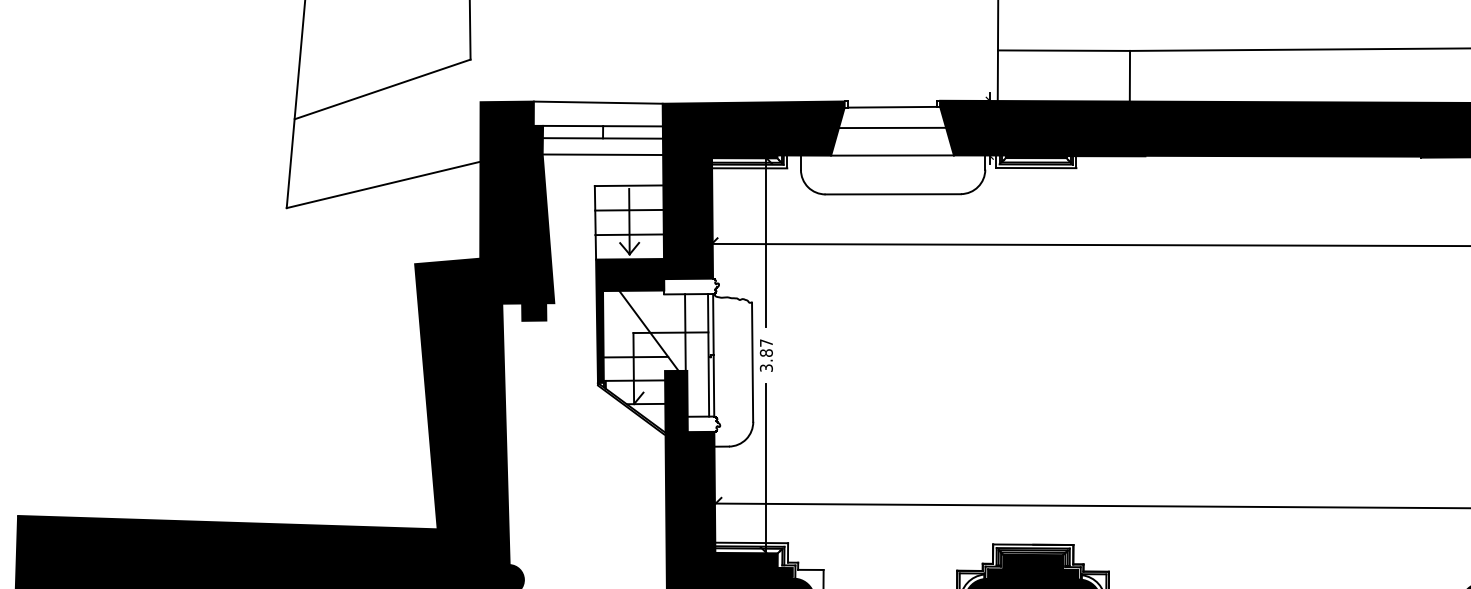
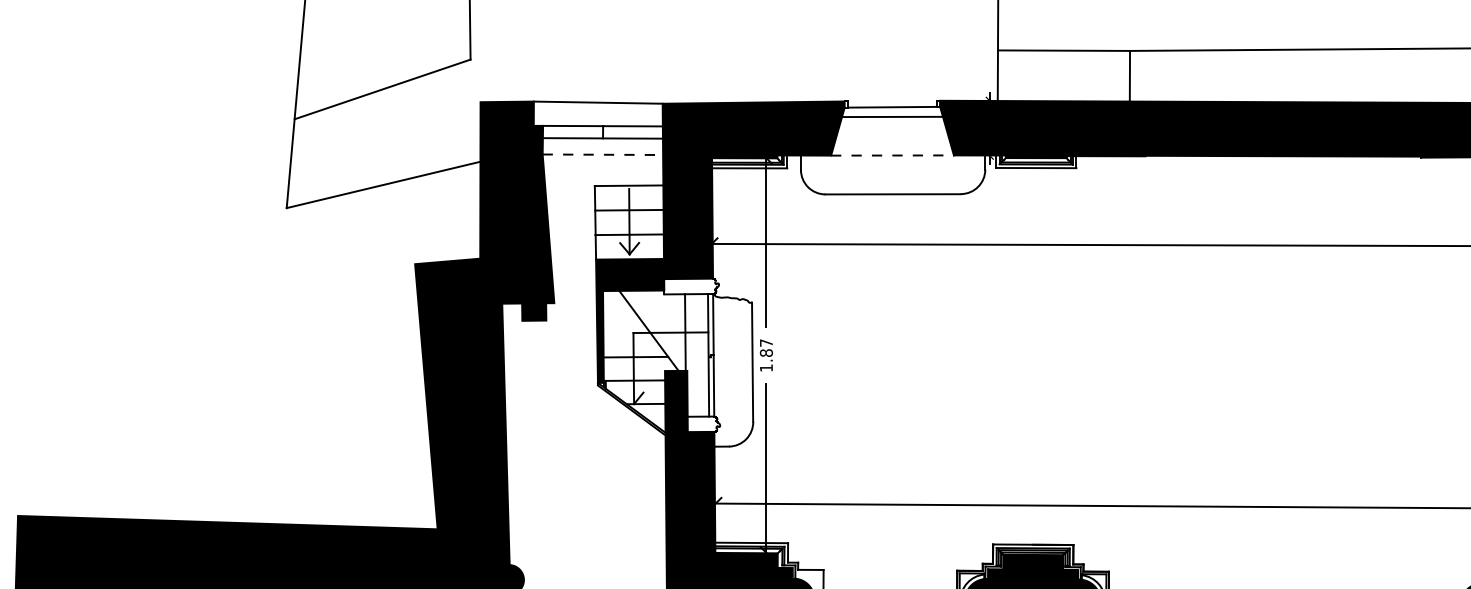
line position: (892, 127) -> (892, 116) (892, 116)
line: solid -> dashed (603, 154)
line: solid -> dashed (893, 155)
text: 3.87 -> 1.87 (765, 367)
